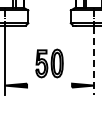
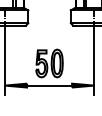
line: dashed -> solid (94, 60)
line: none -> present (49, 85)
